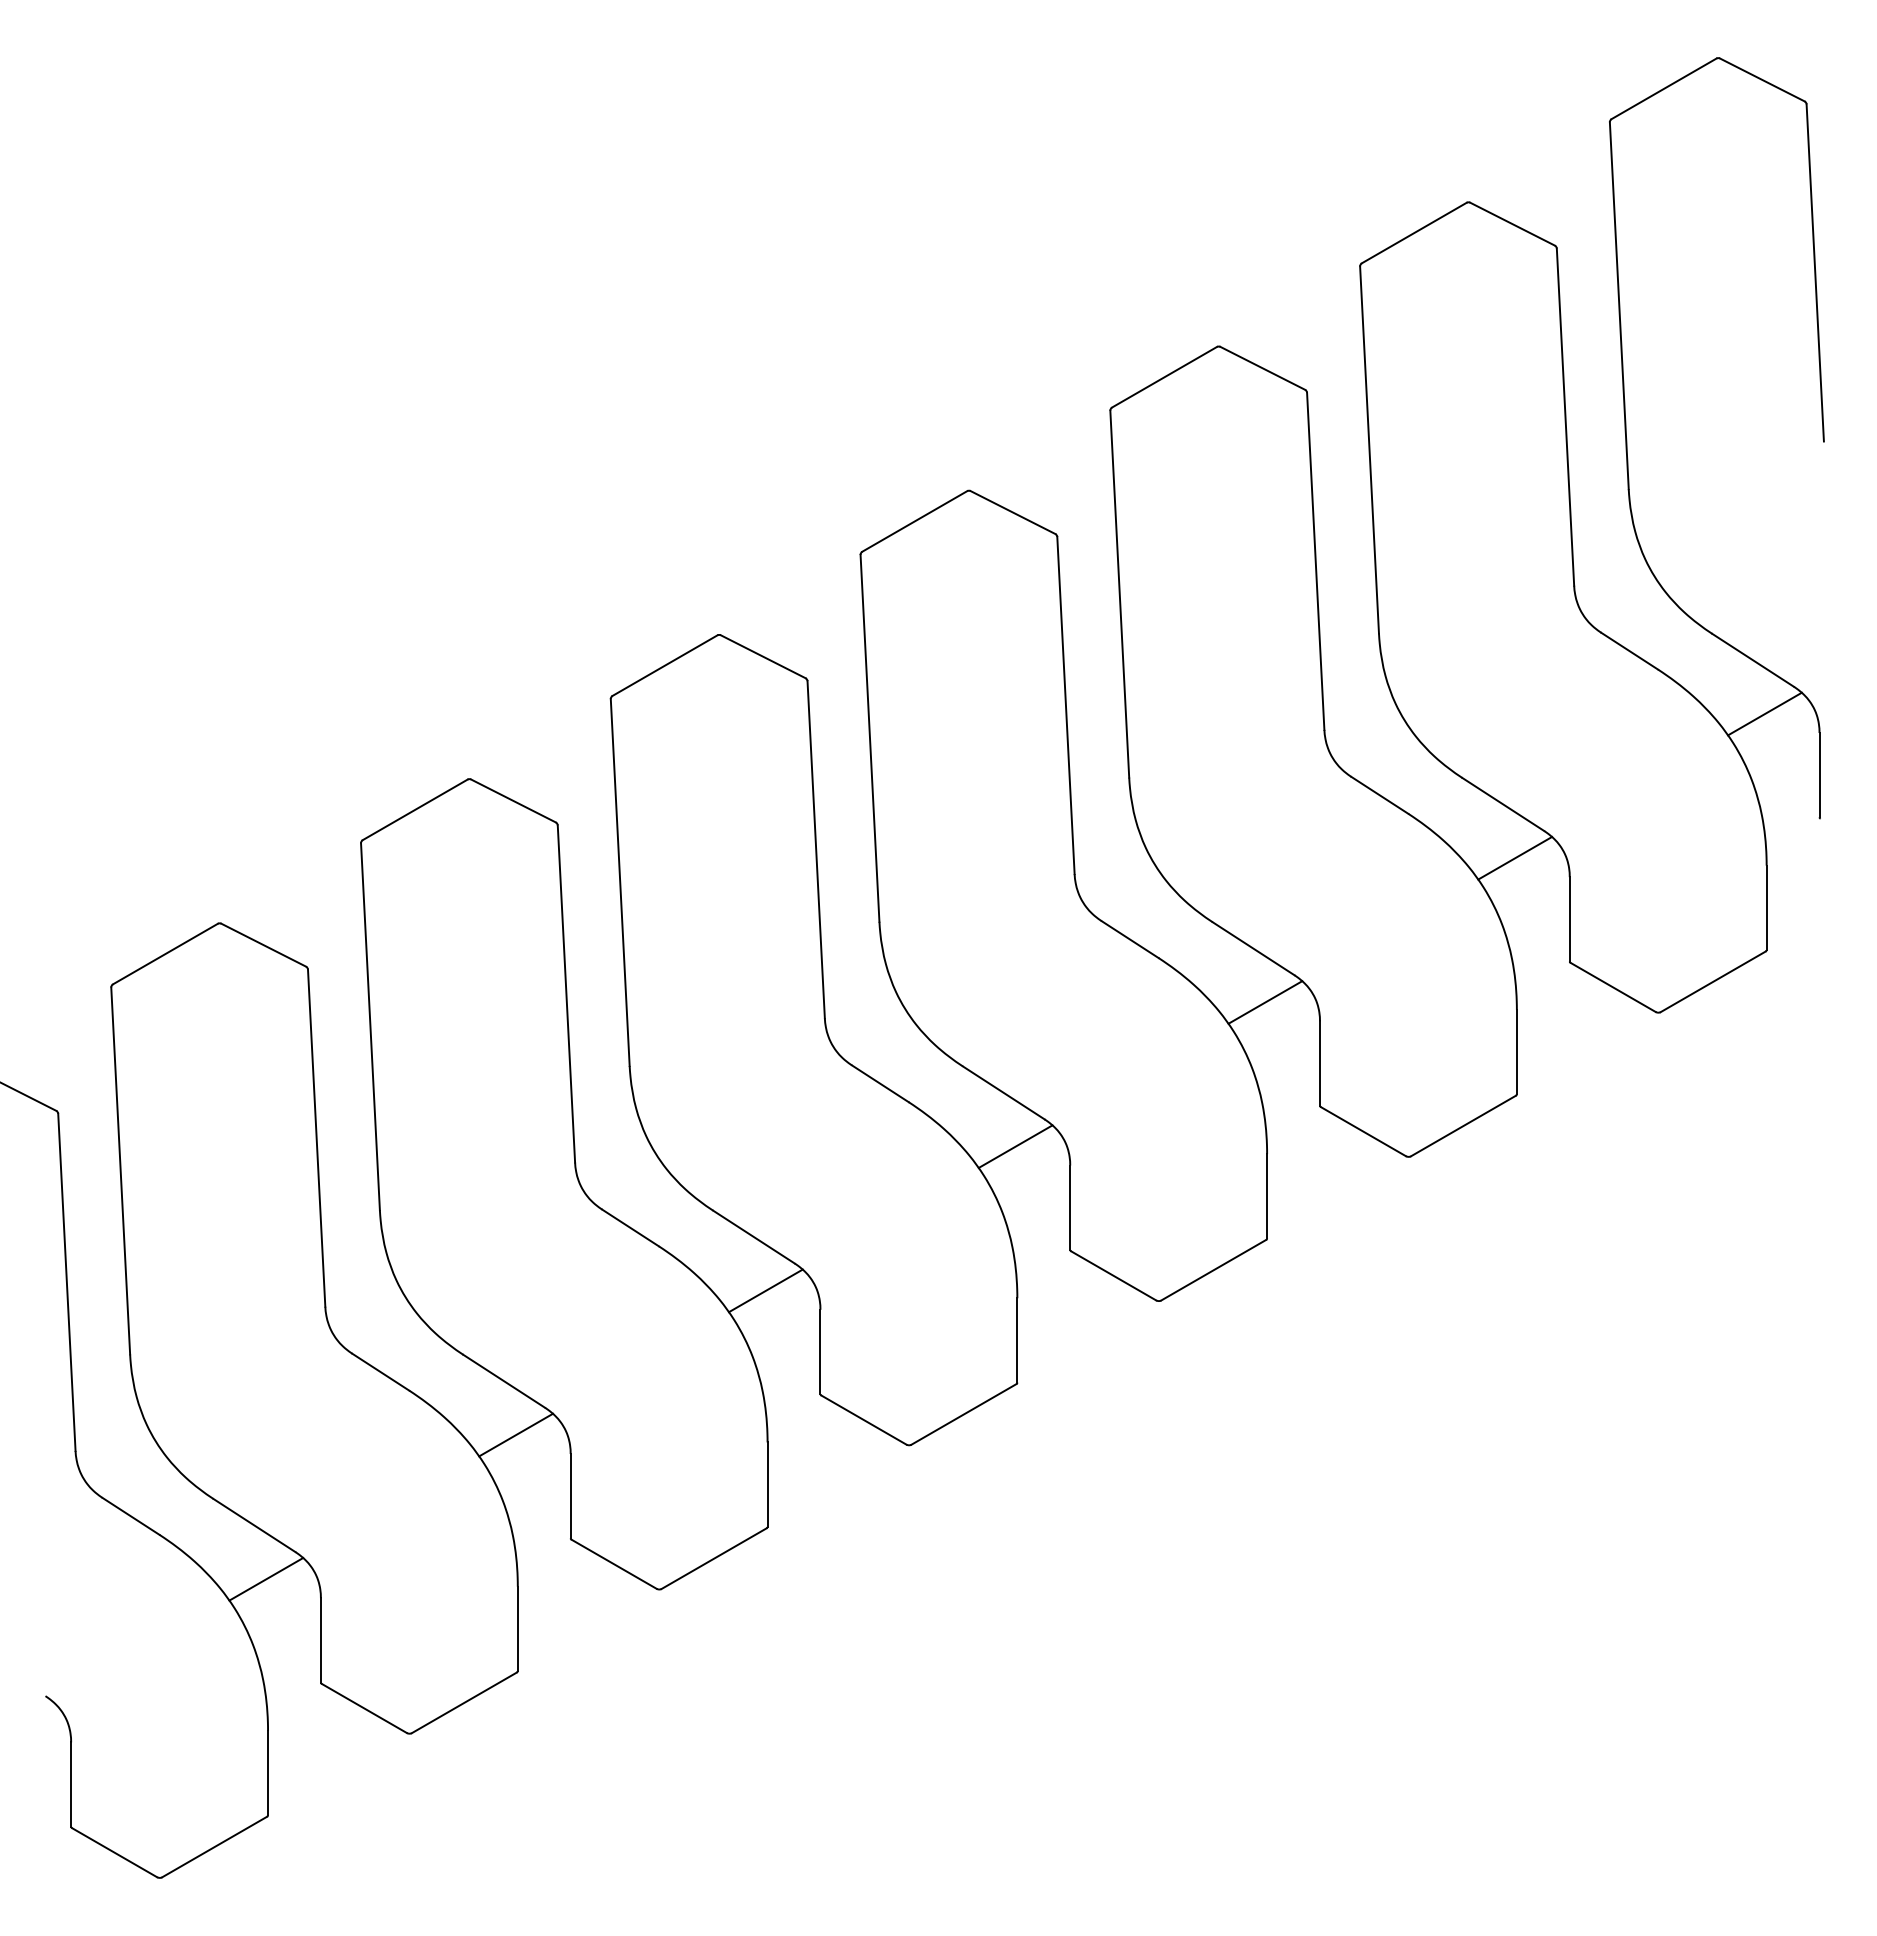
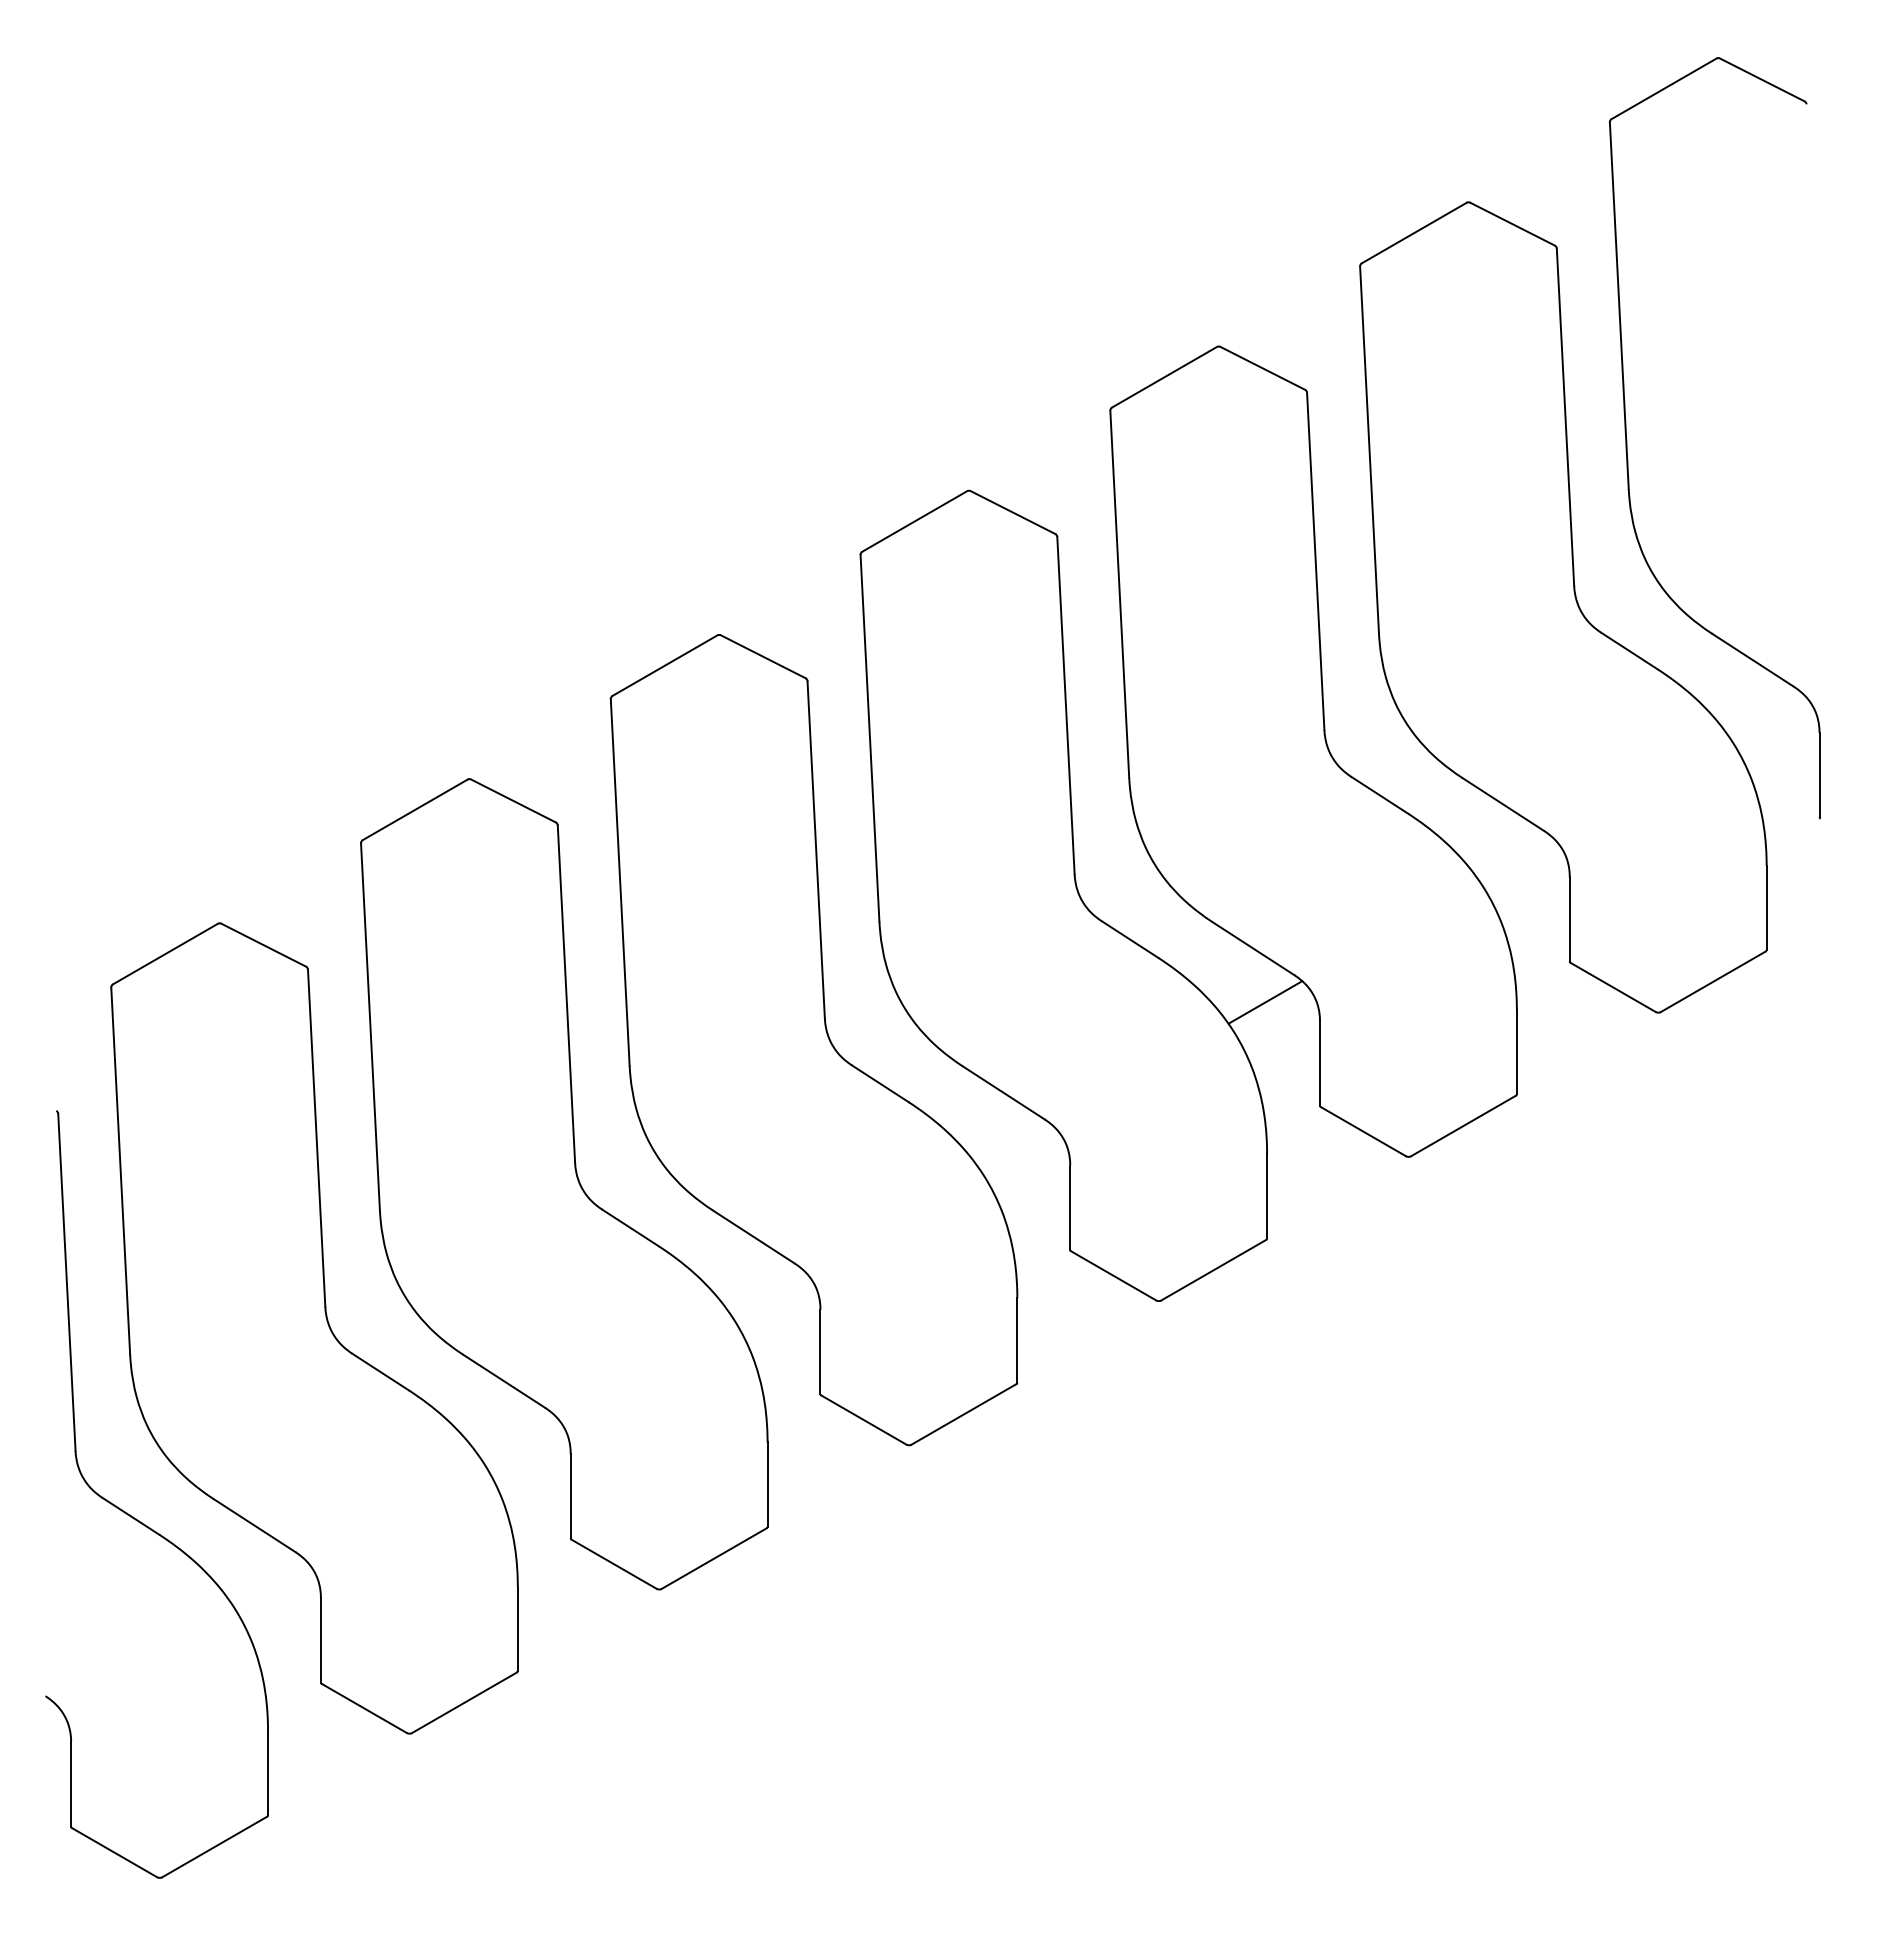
line: present -> none (1814, 272)
line: present -> none (1764, 713)
line: present -> none (1515, 857)
line: present -> none (29, 1096)
line: present -> none (1015, 1146)
line: present -> none (765, 1290)
line: present -> none (516, 1434)
line: present -> none (266, 1578)
